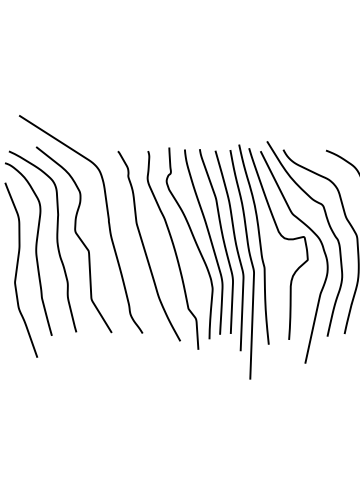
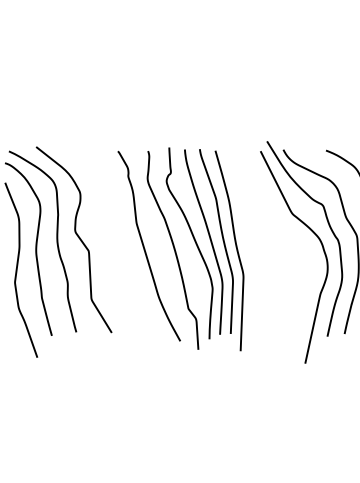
curve: present -> none (107, 218)
part: present -> none (268, 261)
